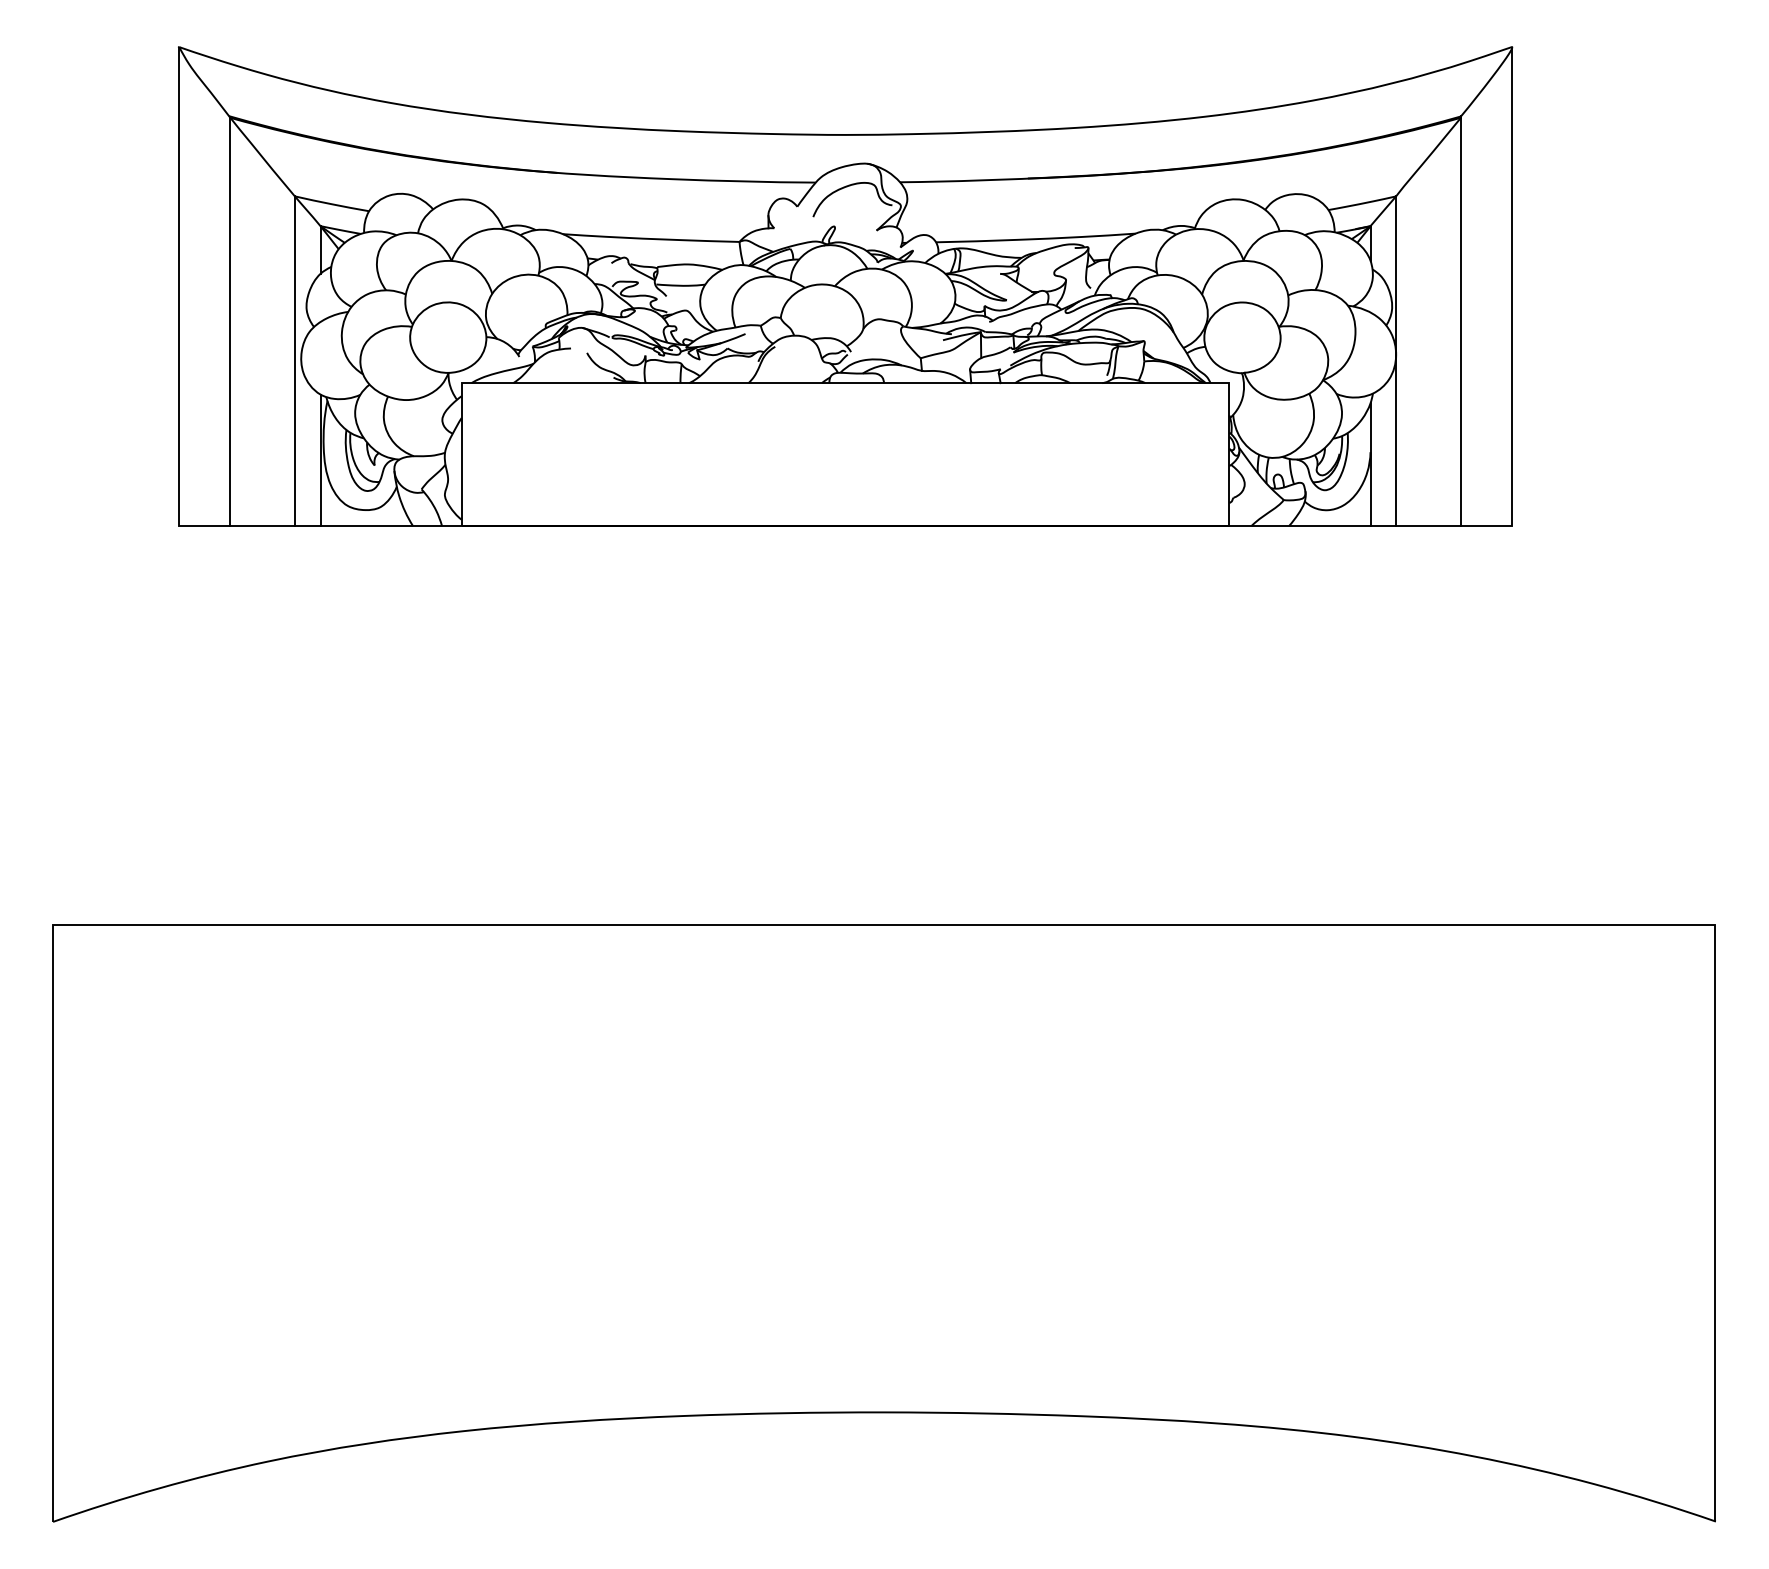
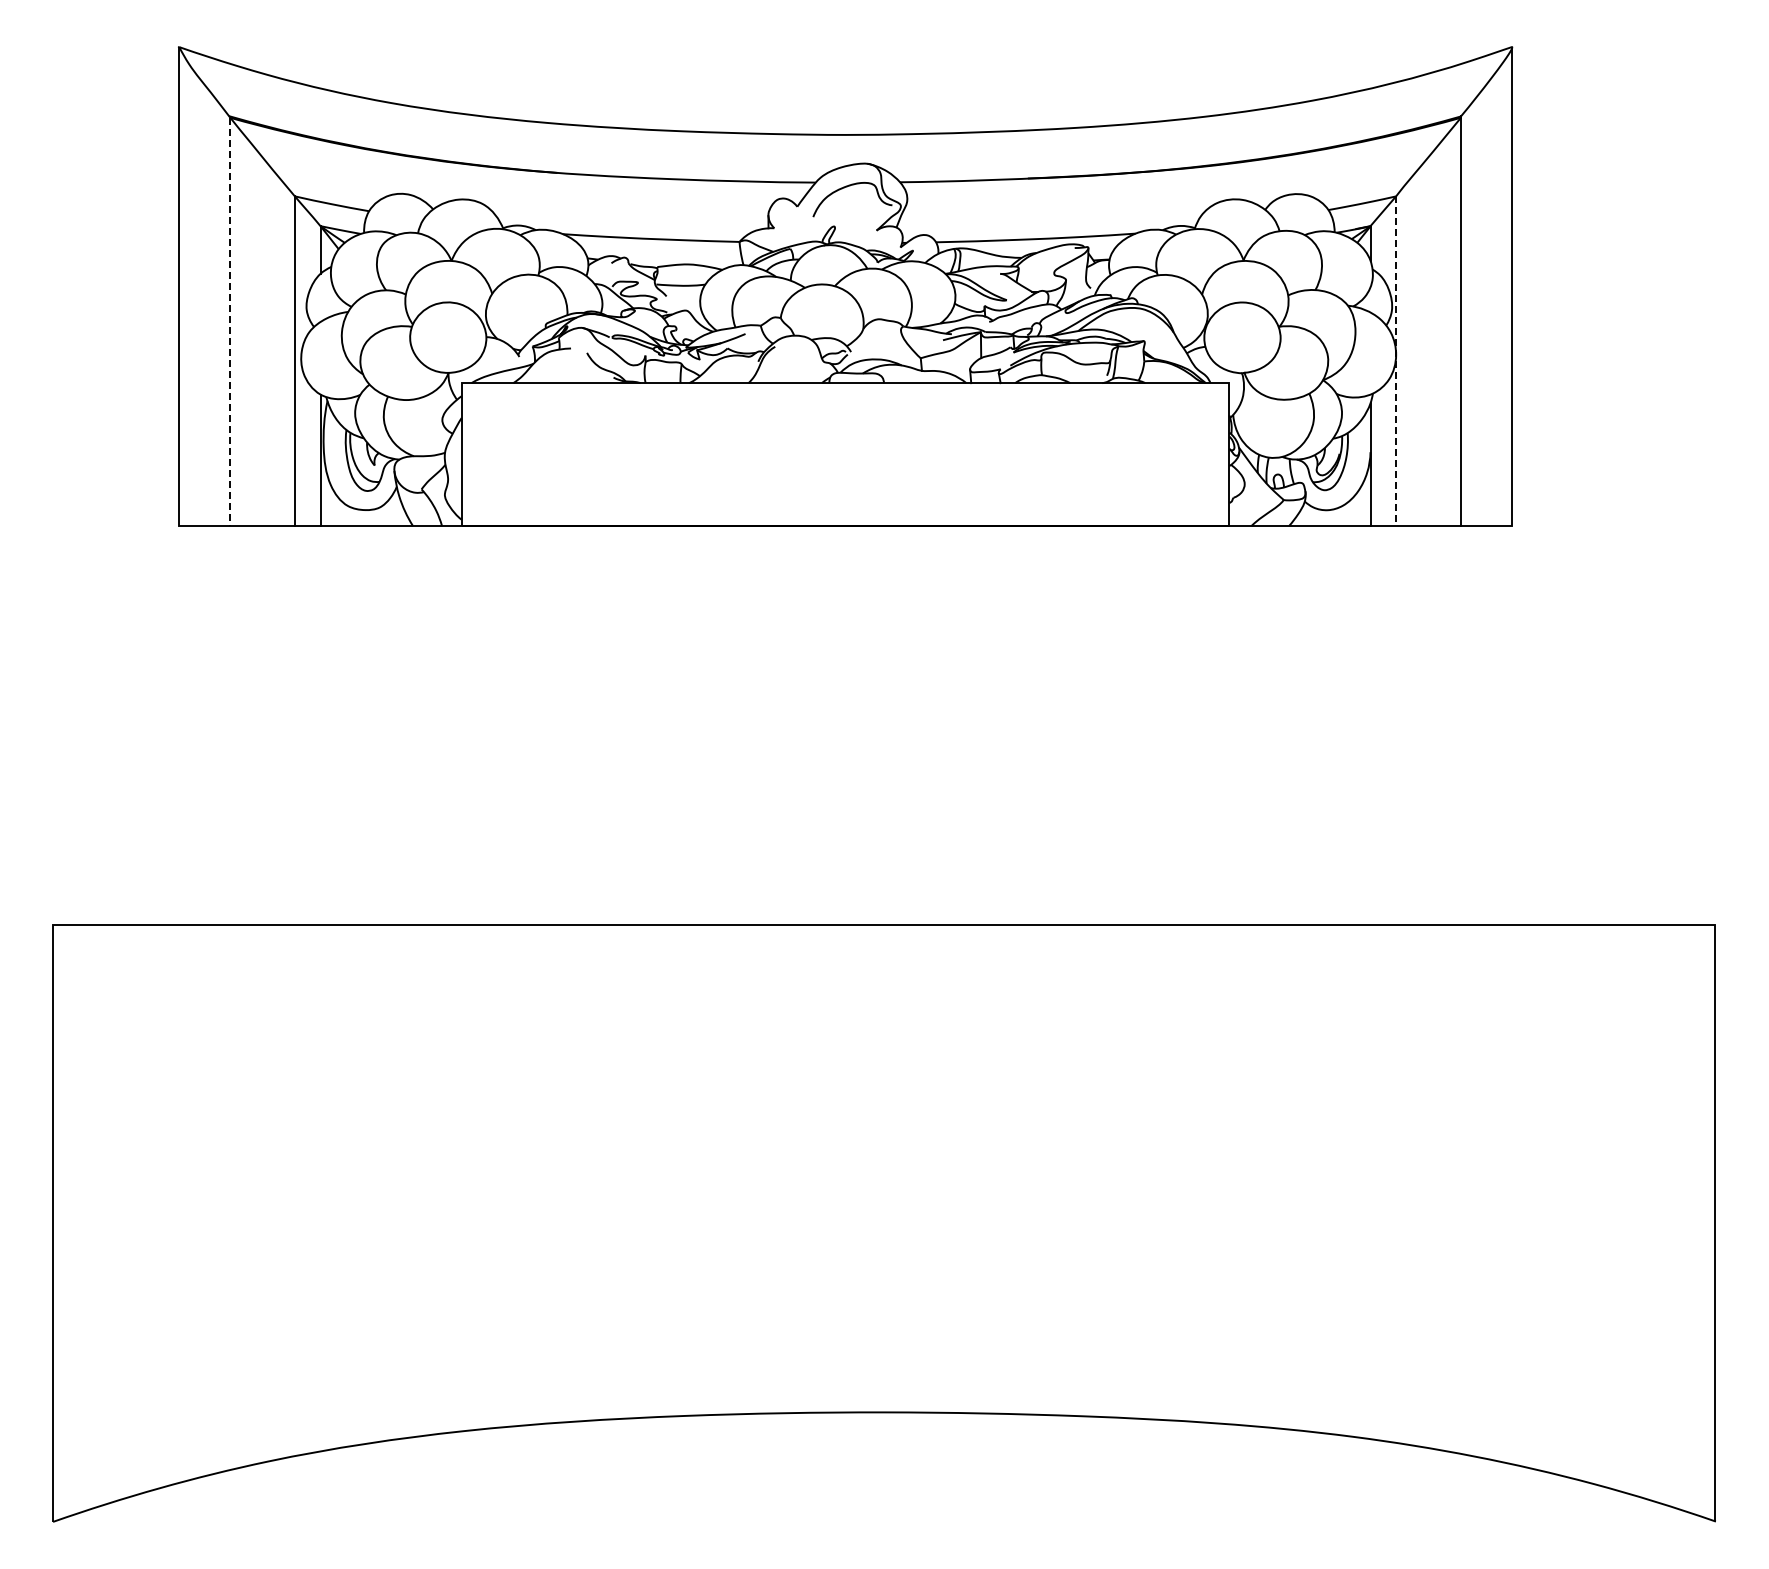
line: solid -> dashed (230, 322)
line: solid -> dashed (1396, 361)
